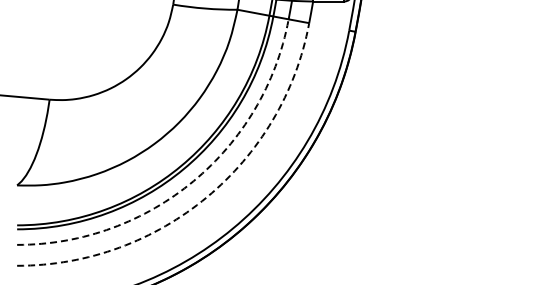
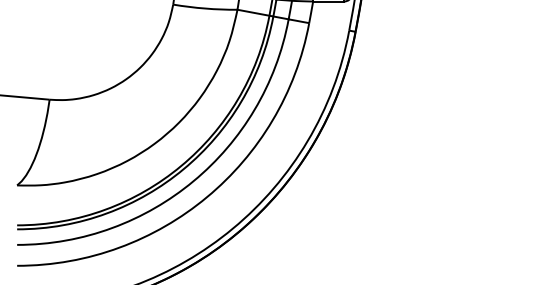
arc: dashed -> solid (193, 181)
arc: dashed -> solid (206, 197)
